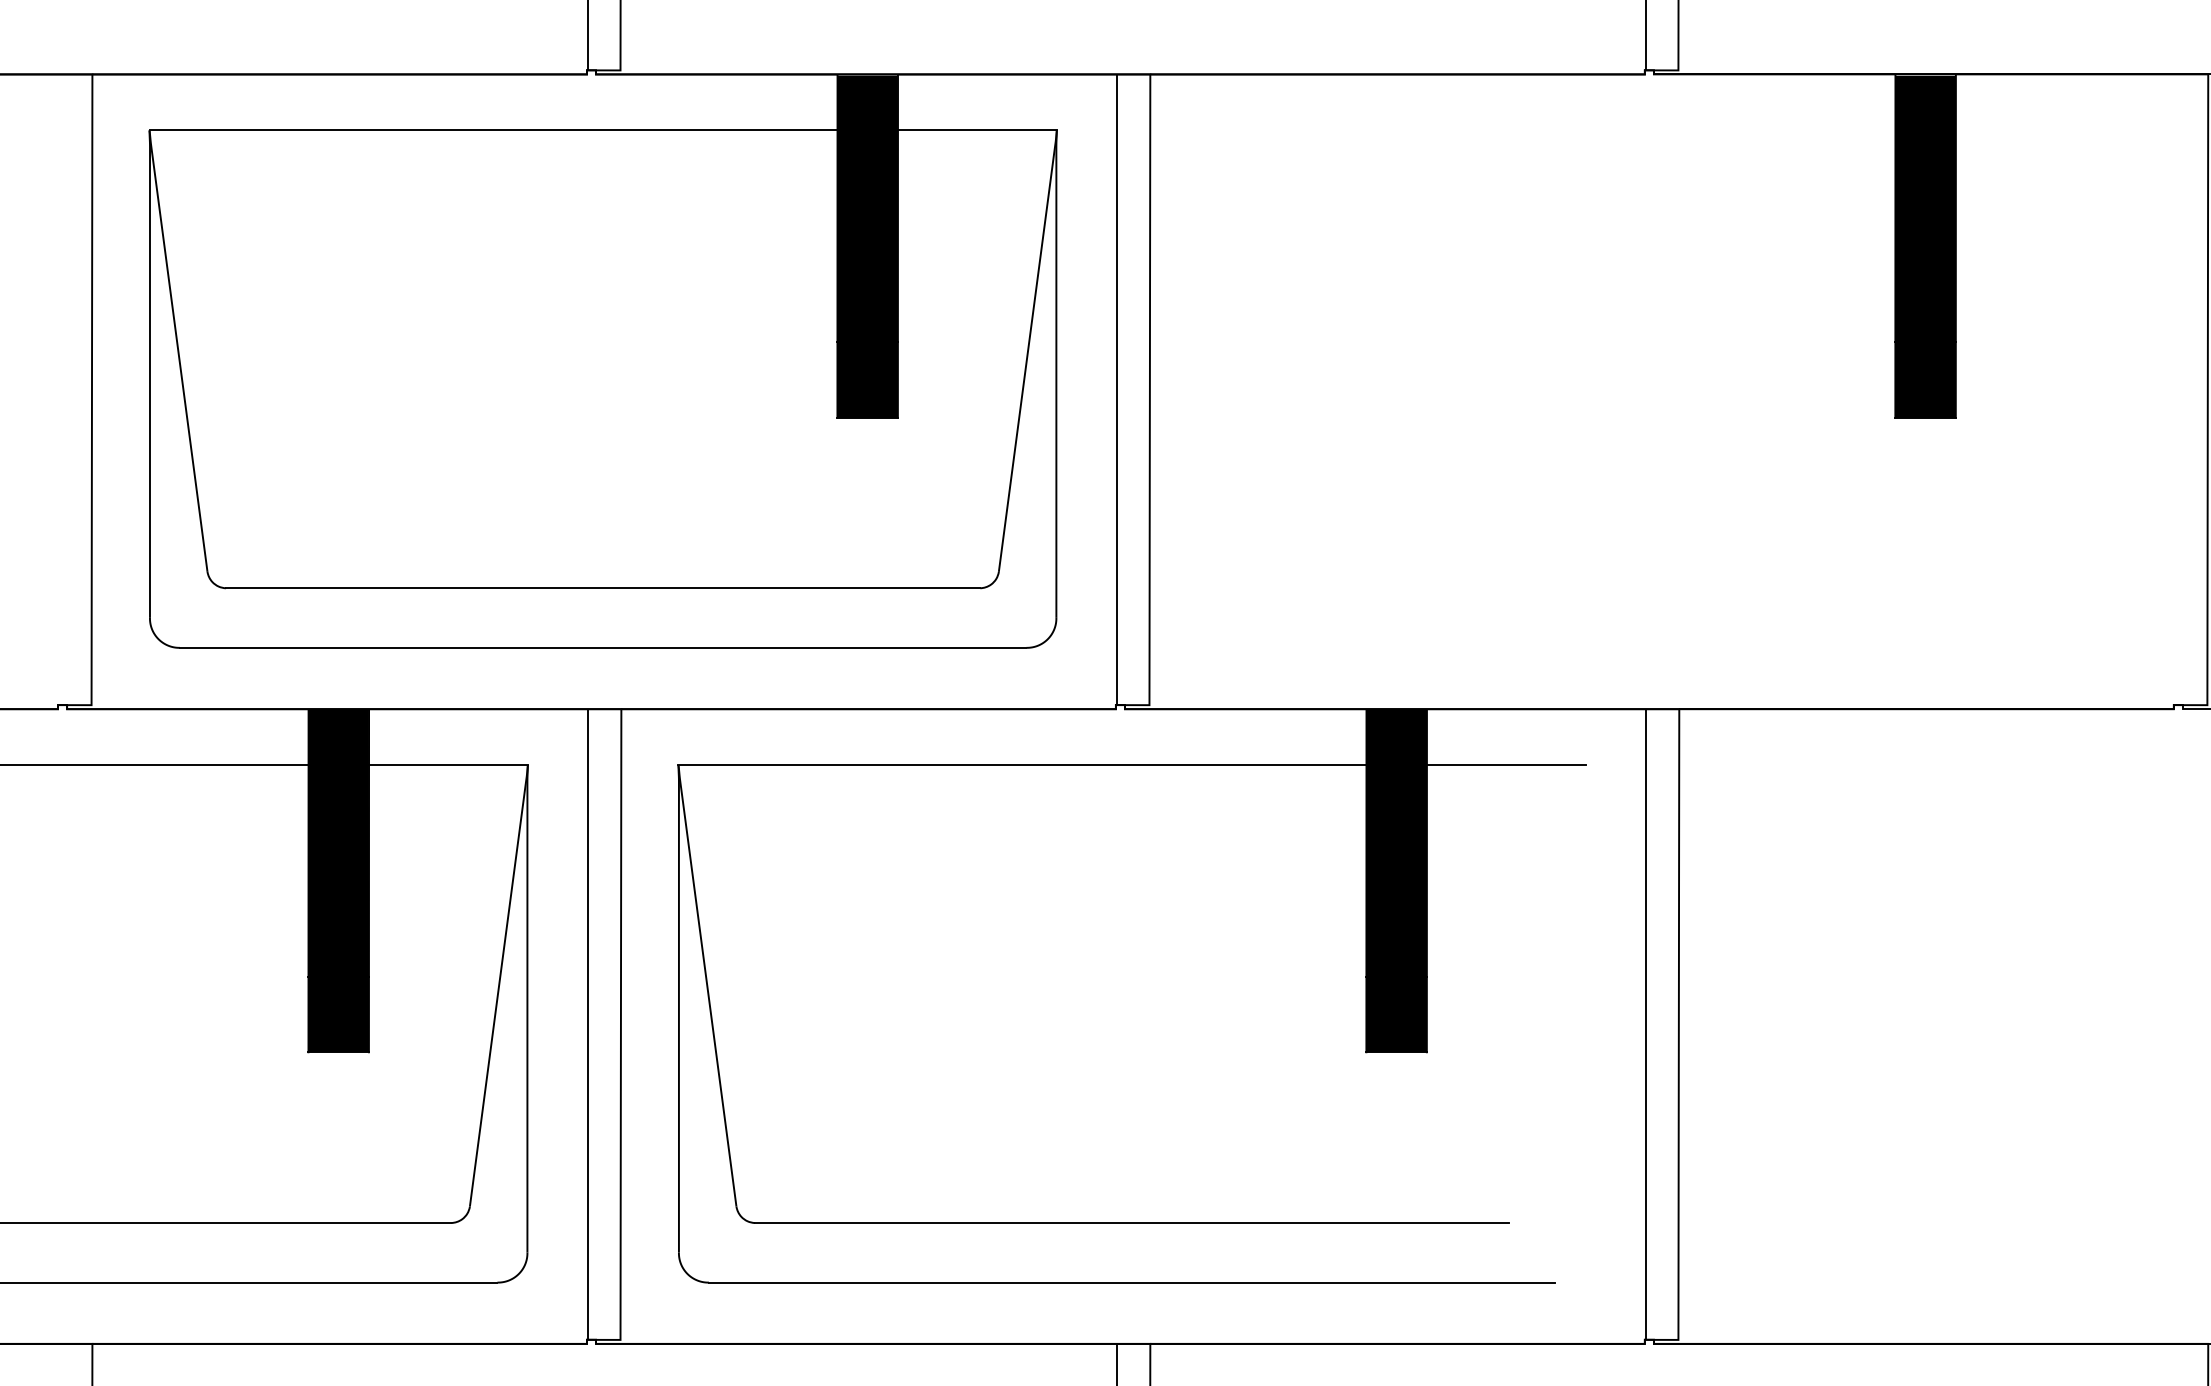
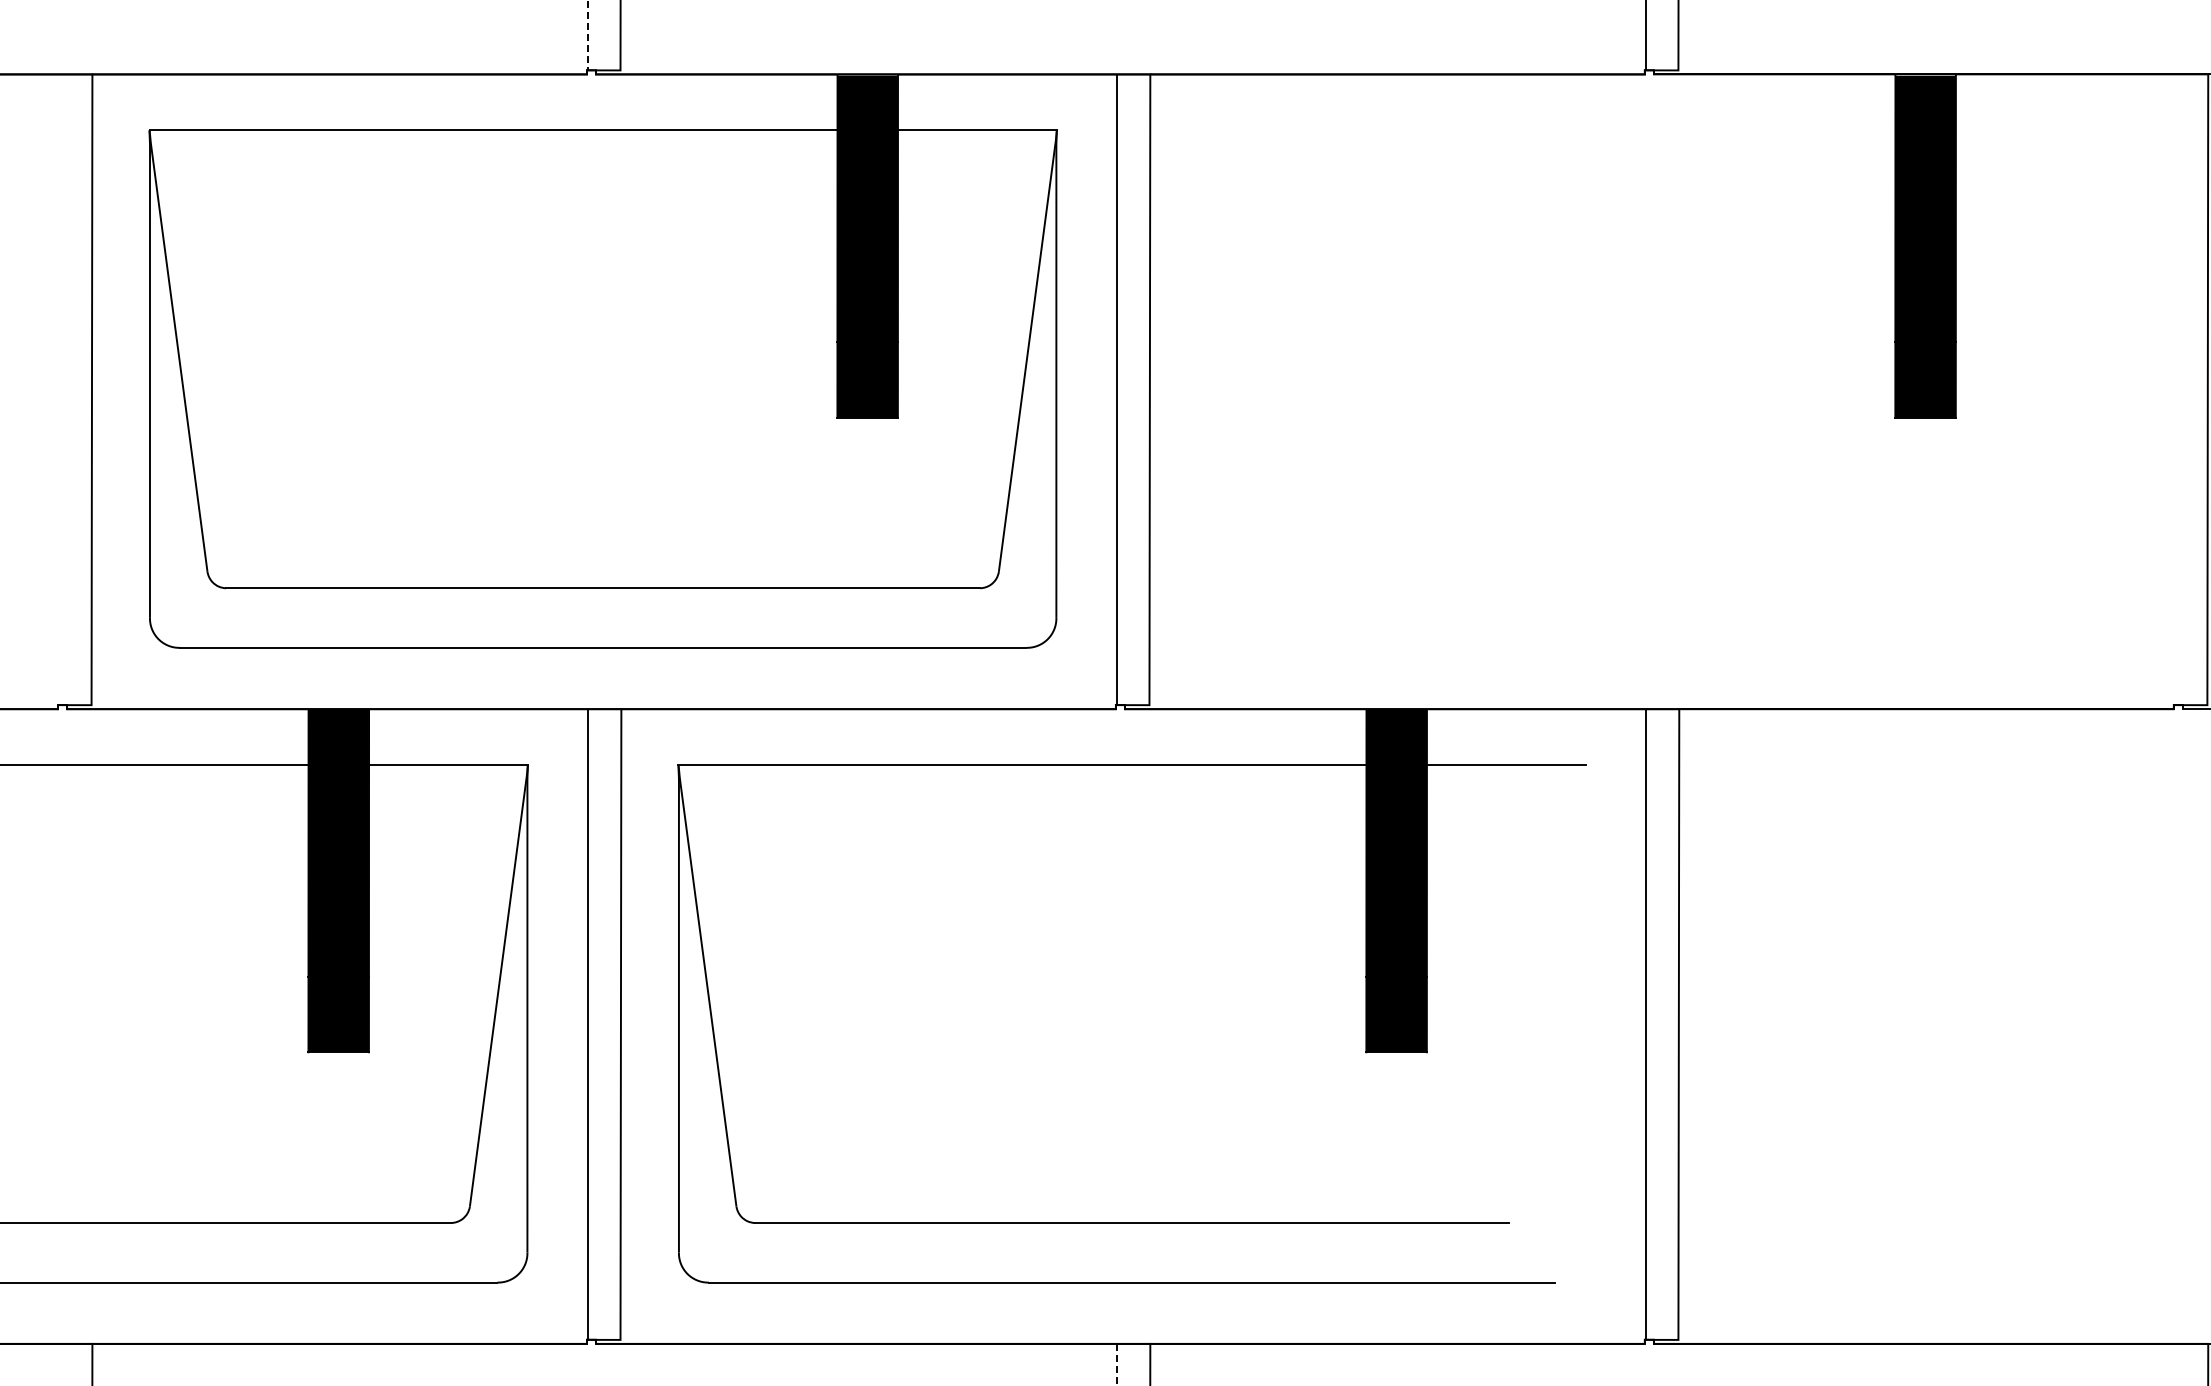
line: solid -> dashed (587, 35)
line: solid -> dashed (1116, 1364)
